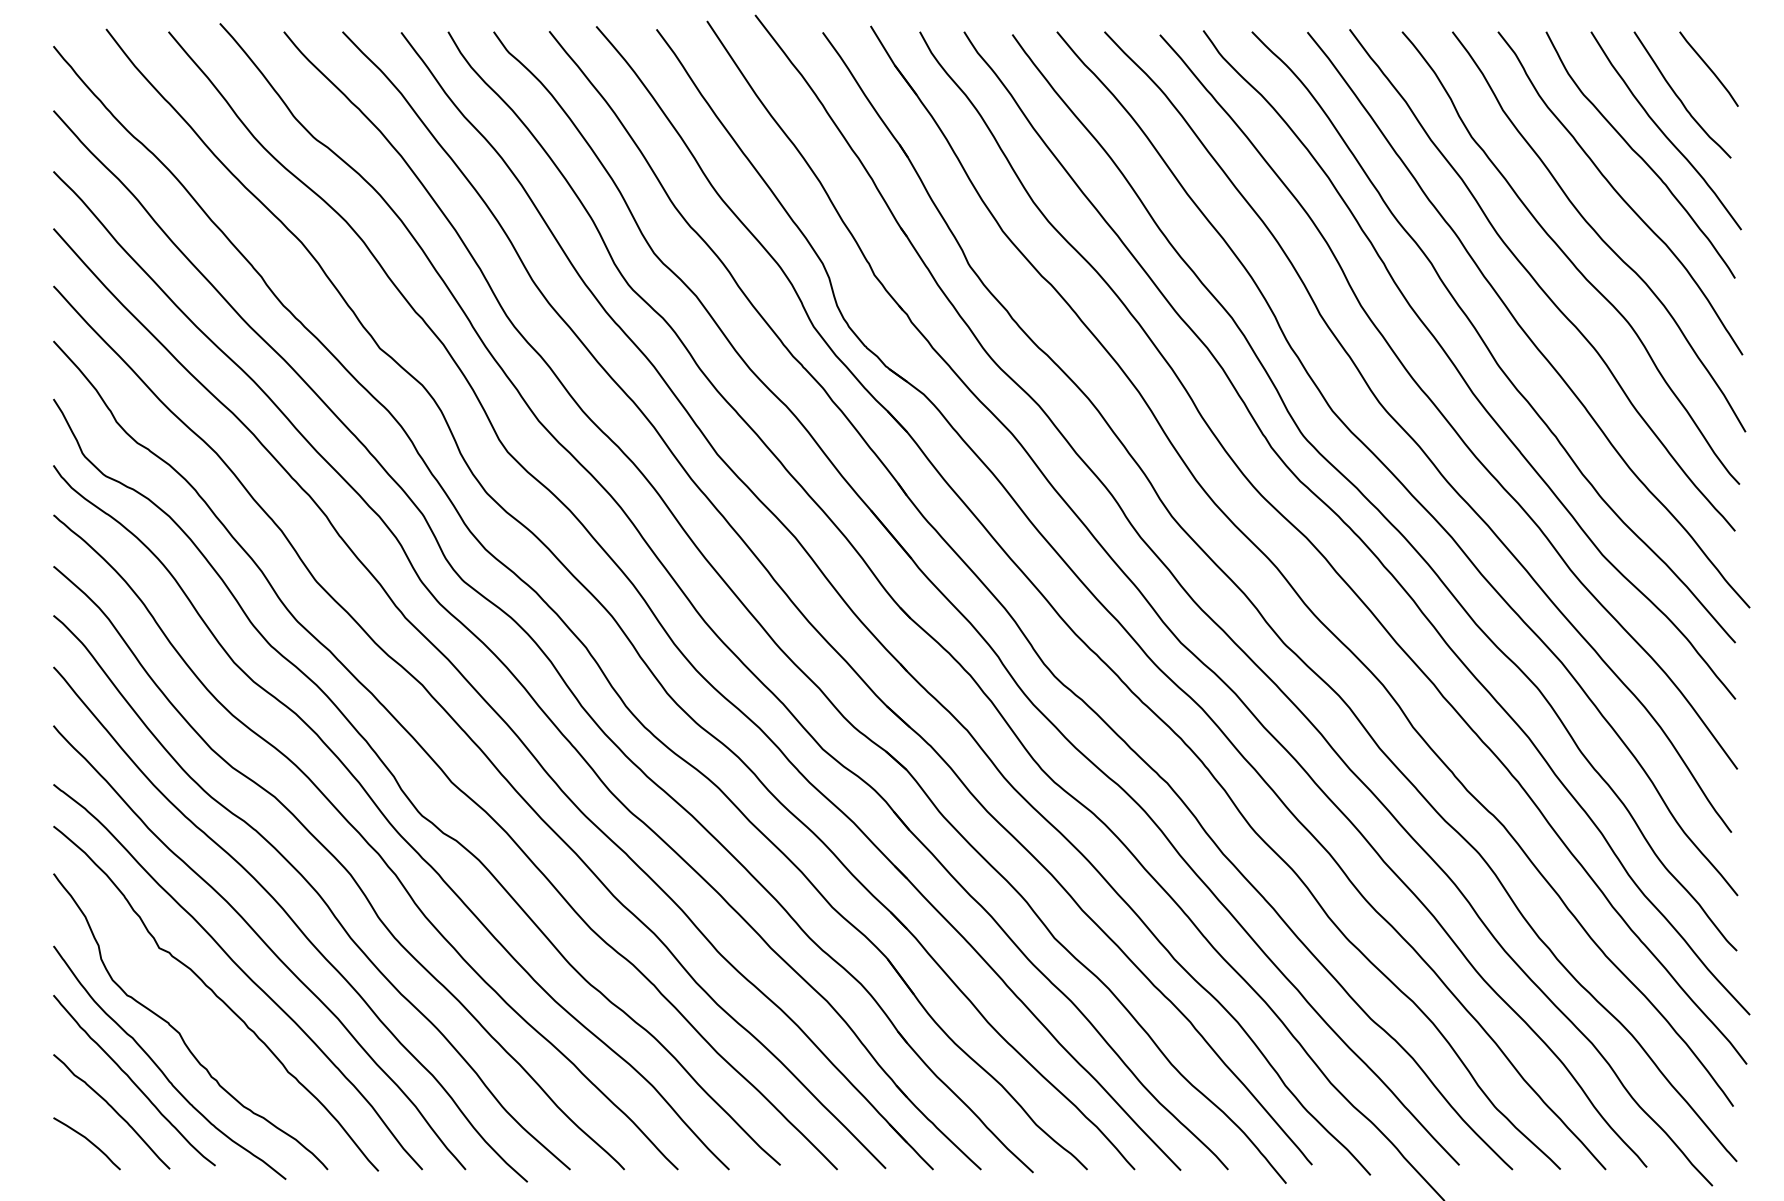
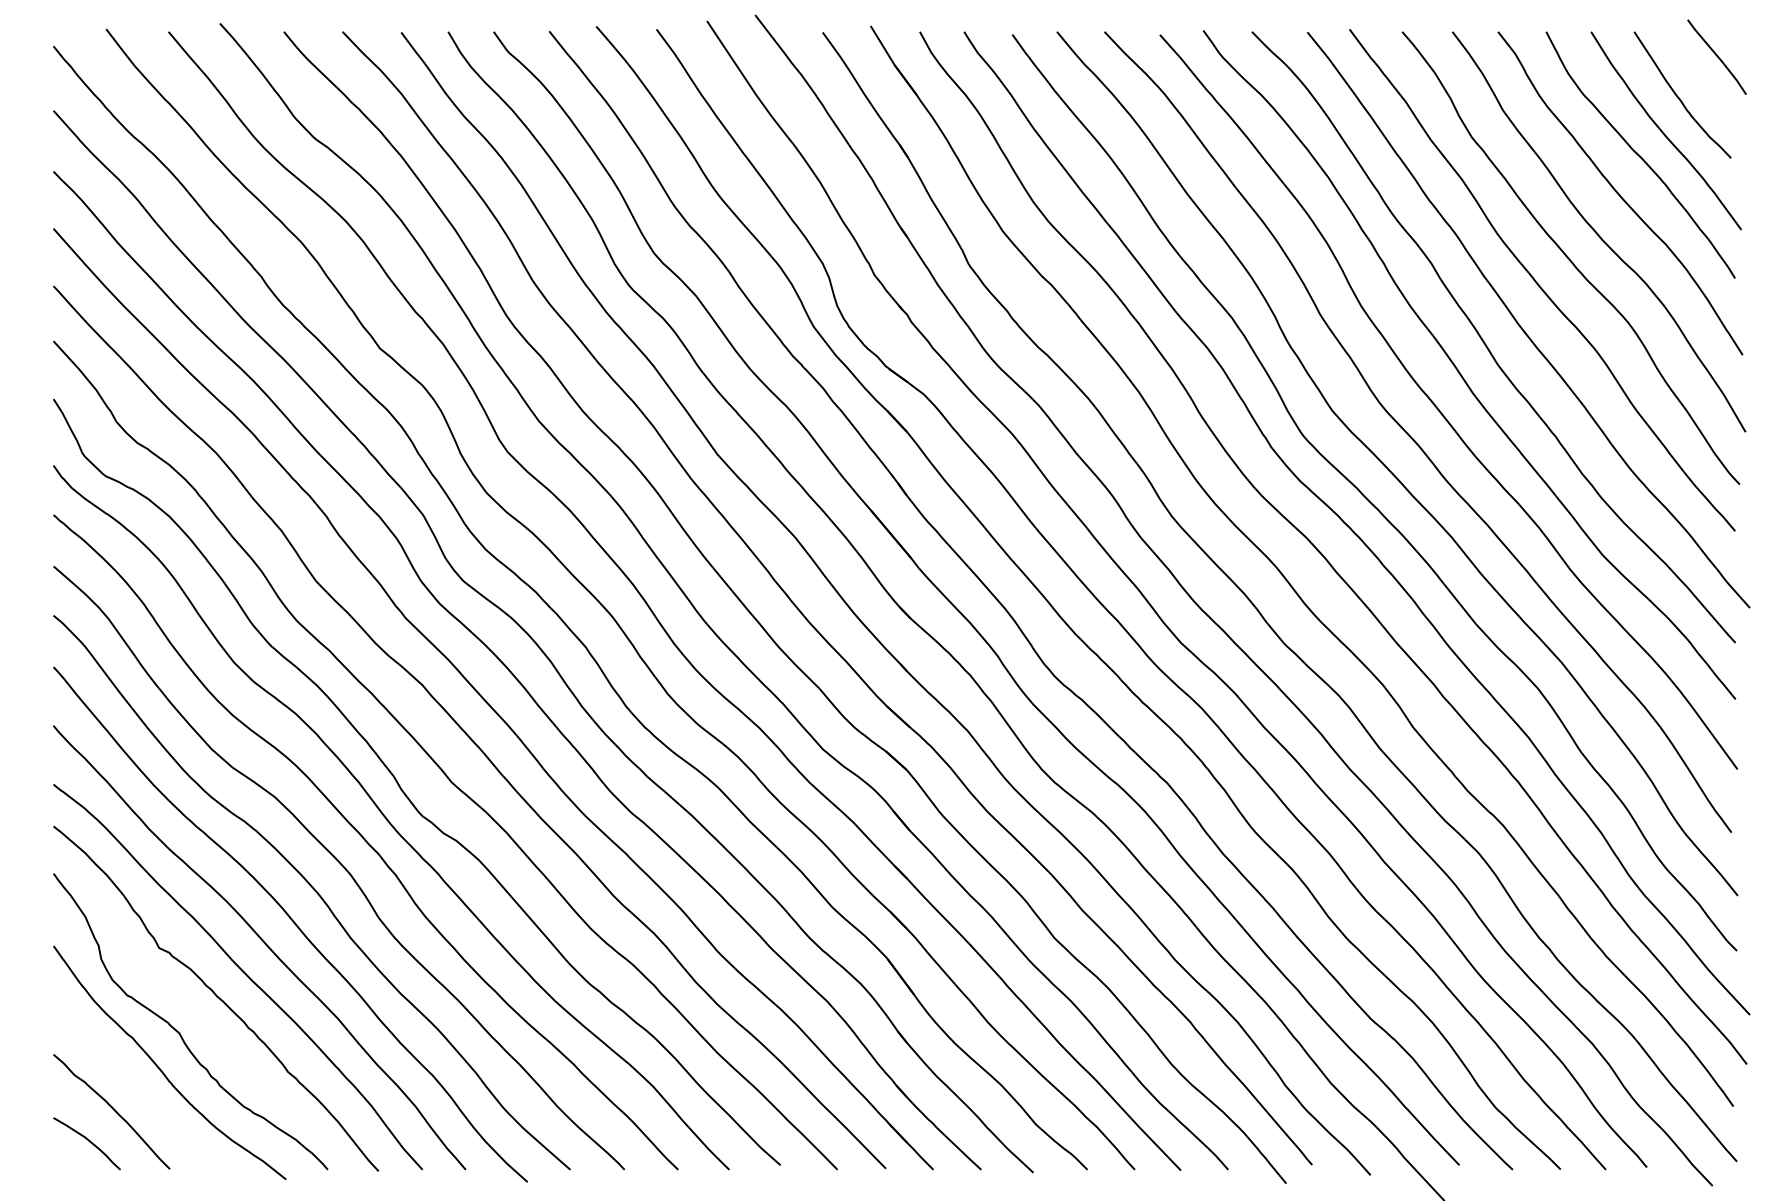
line position: (1708, 68) -> (1716, 56) (1716, 56)
curve: present -> none (133, 1080)
